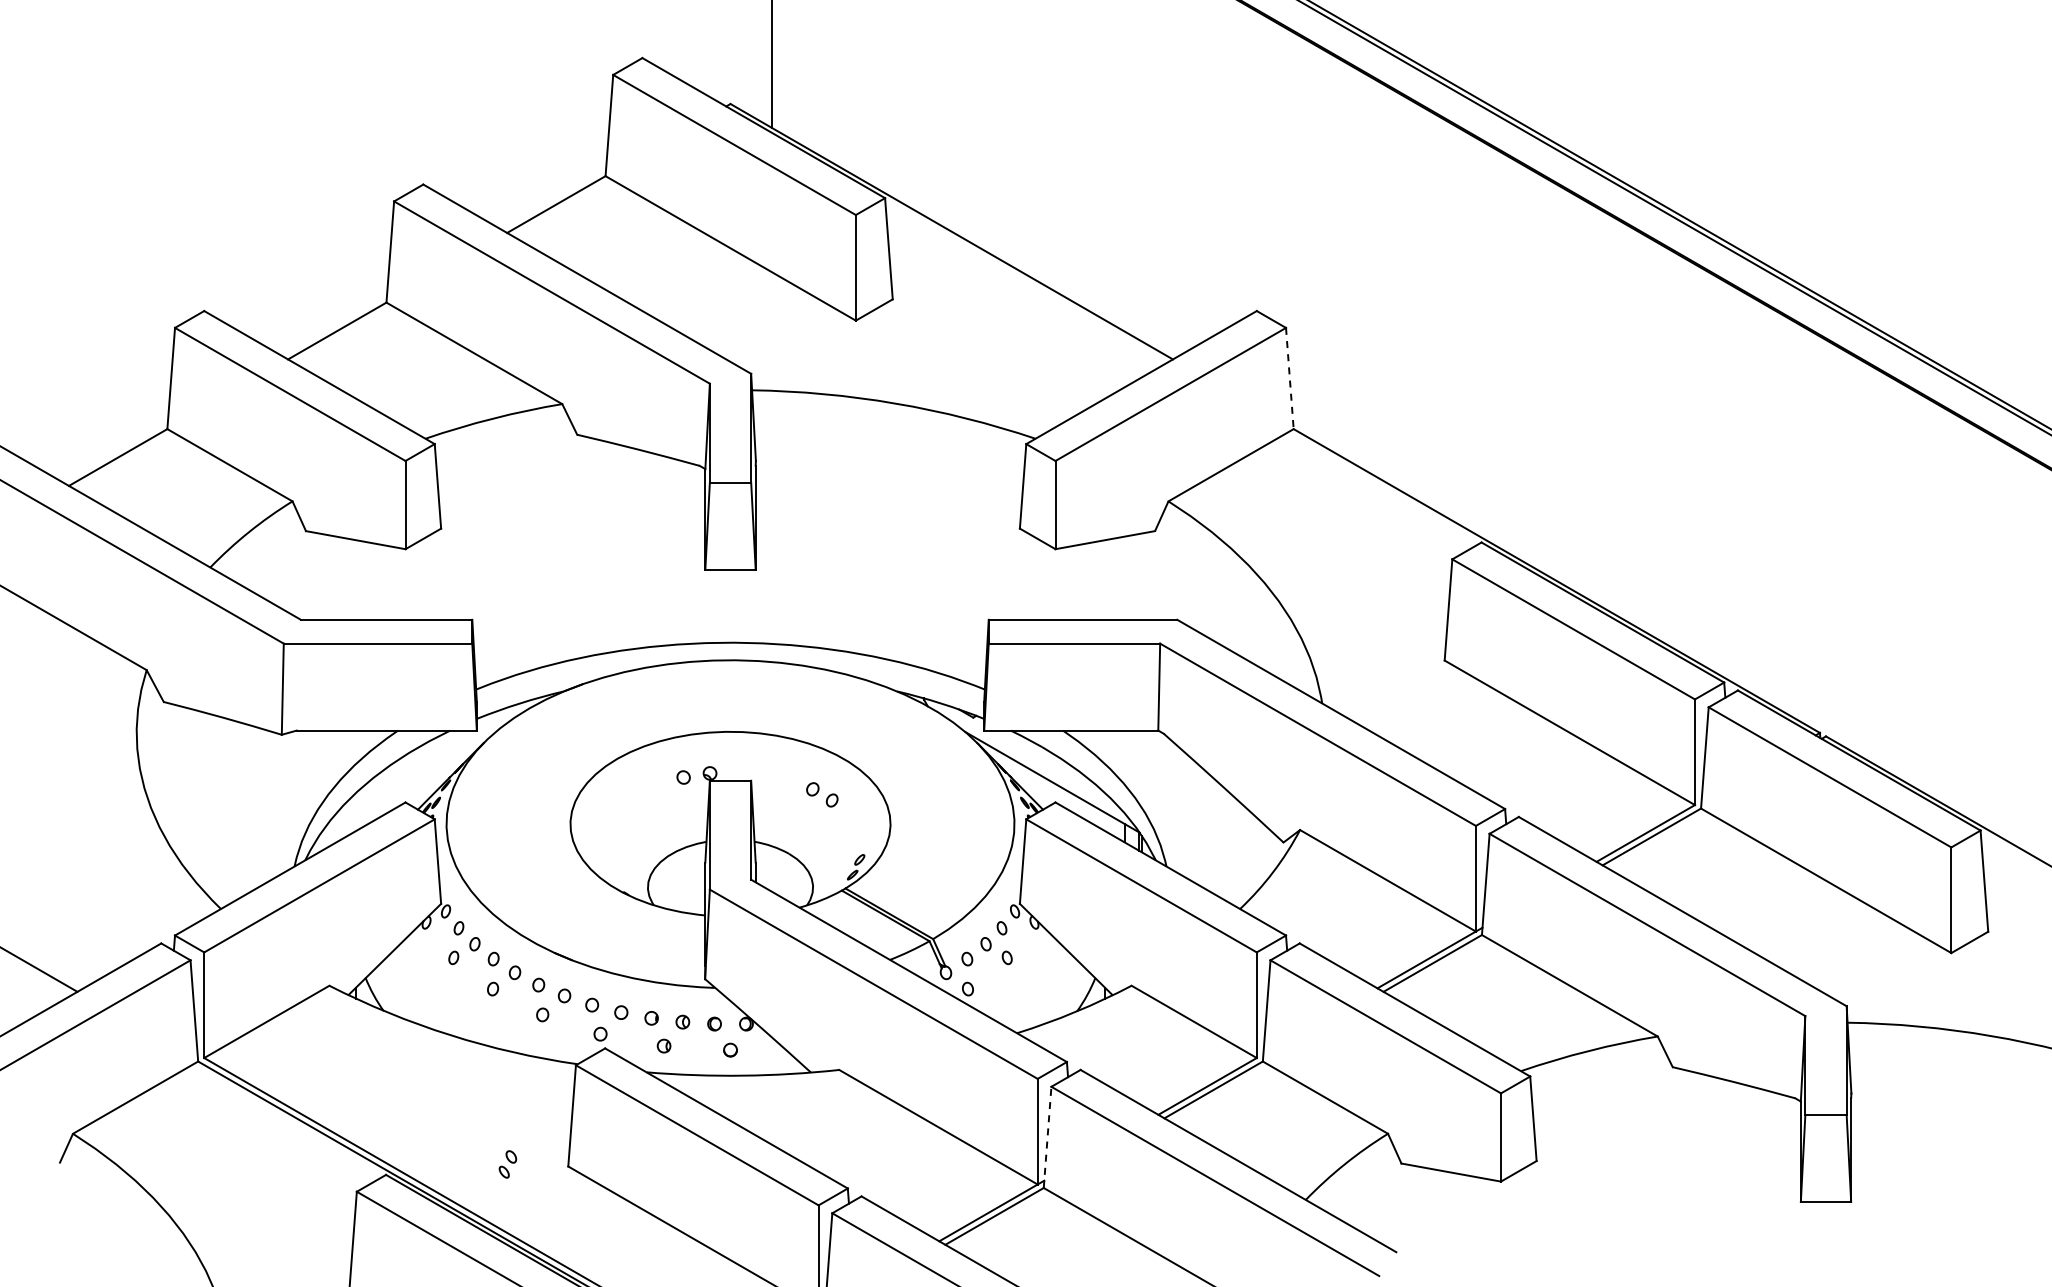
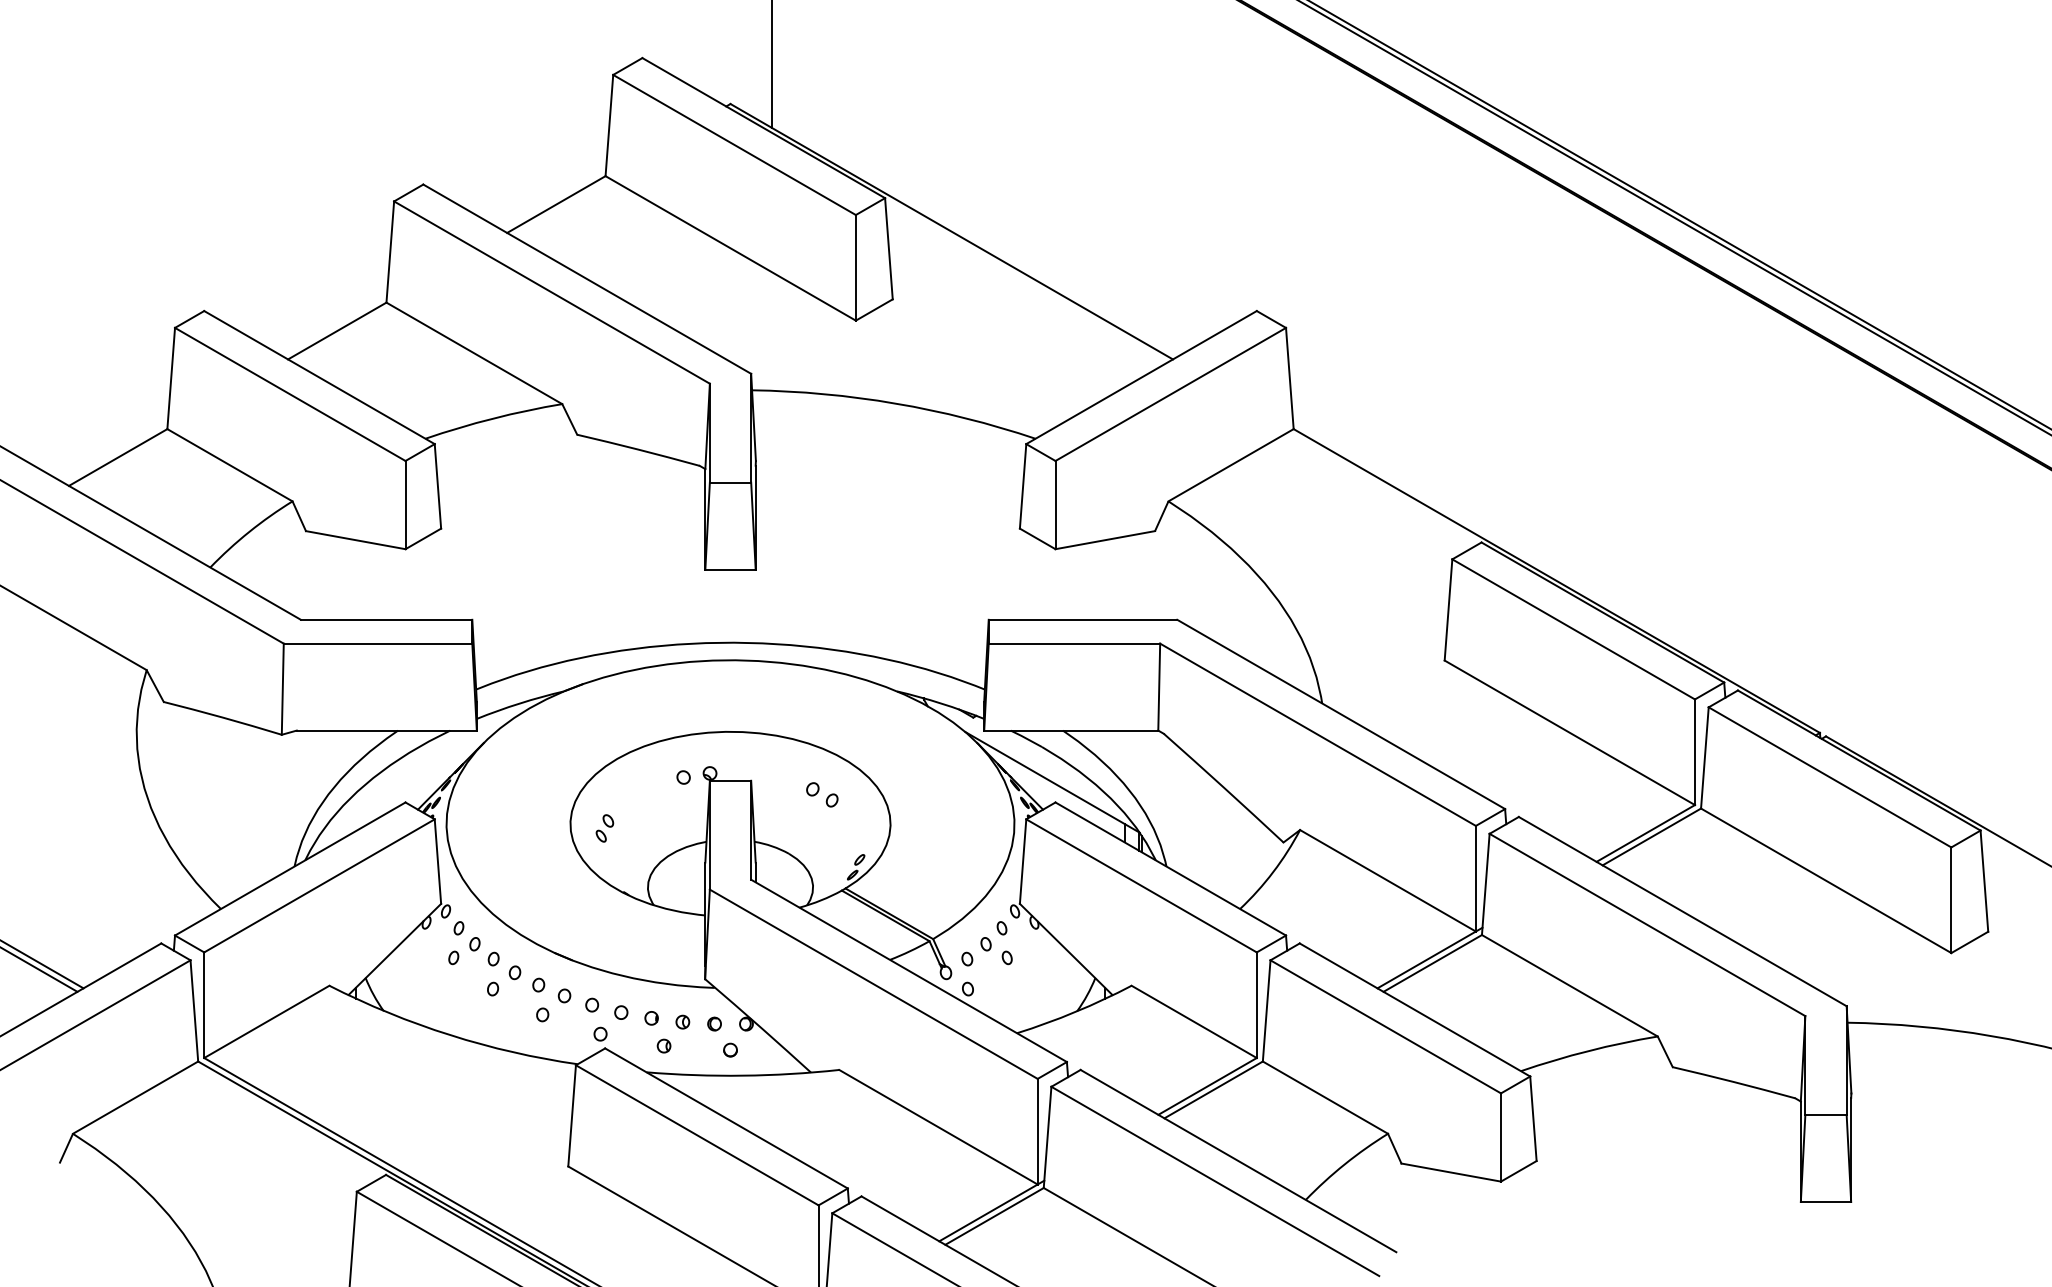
line: dashed -> solid (1289, 378)
line: none -> present (42, 964)
line: dashed -> solid (1047, 1137)
part position: (507, 1164) -> (604, 828) (604, 828)
